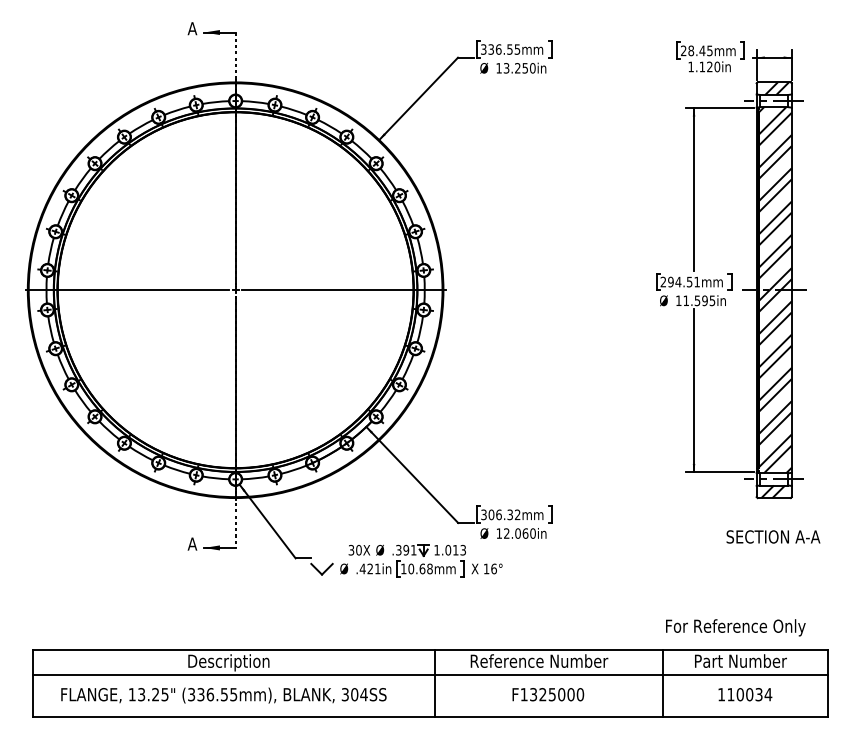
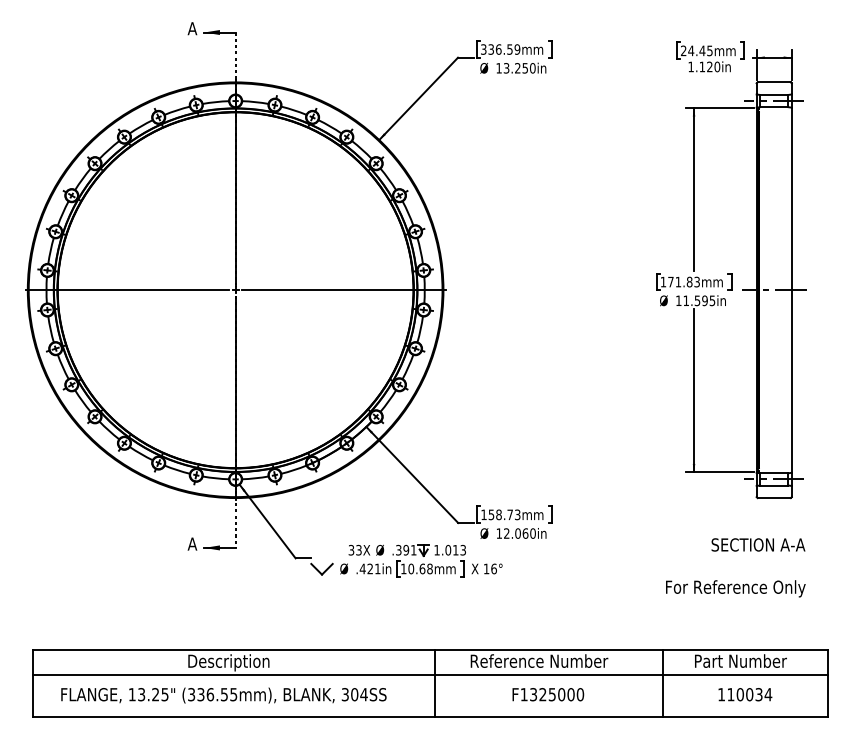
text: 336.55mm -> 336.59mm (517, 49)
text: 28.45mm -> 24.45mm (690, 50)
hatch: present -> none (776, 88)
text: 294.51mm -> 171.83mm (679, 281)
hatch: present -> none (774, 290)
hatch: present -> none (773, 491)
text: 306.32mm -> 158.73mm (500, 514)
text position: (773, 536) -> (758, 544) (758, 544)
text: 30X -> 33X (358, 550)
text position: (735, 627) -> (735, 588) (735, 588)
